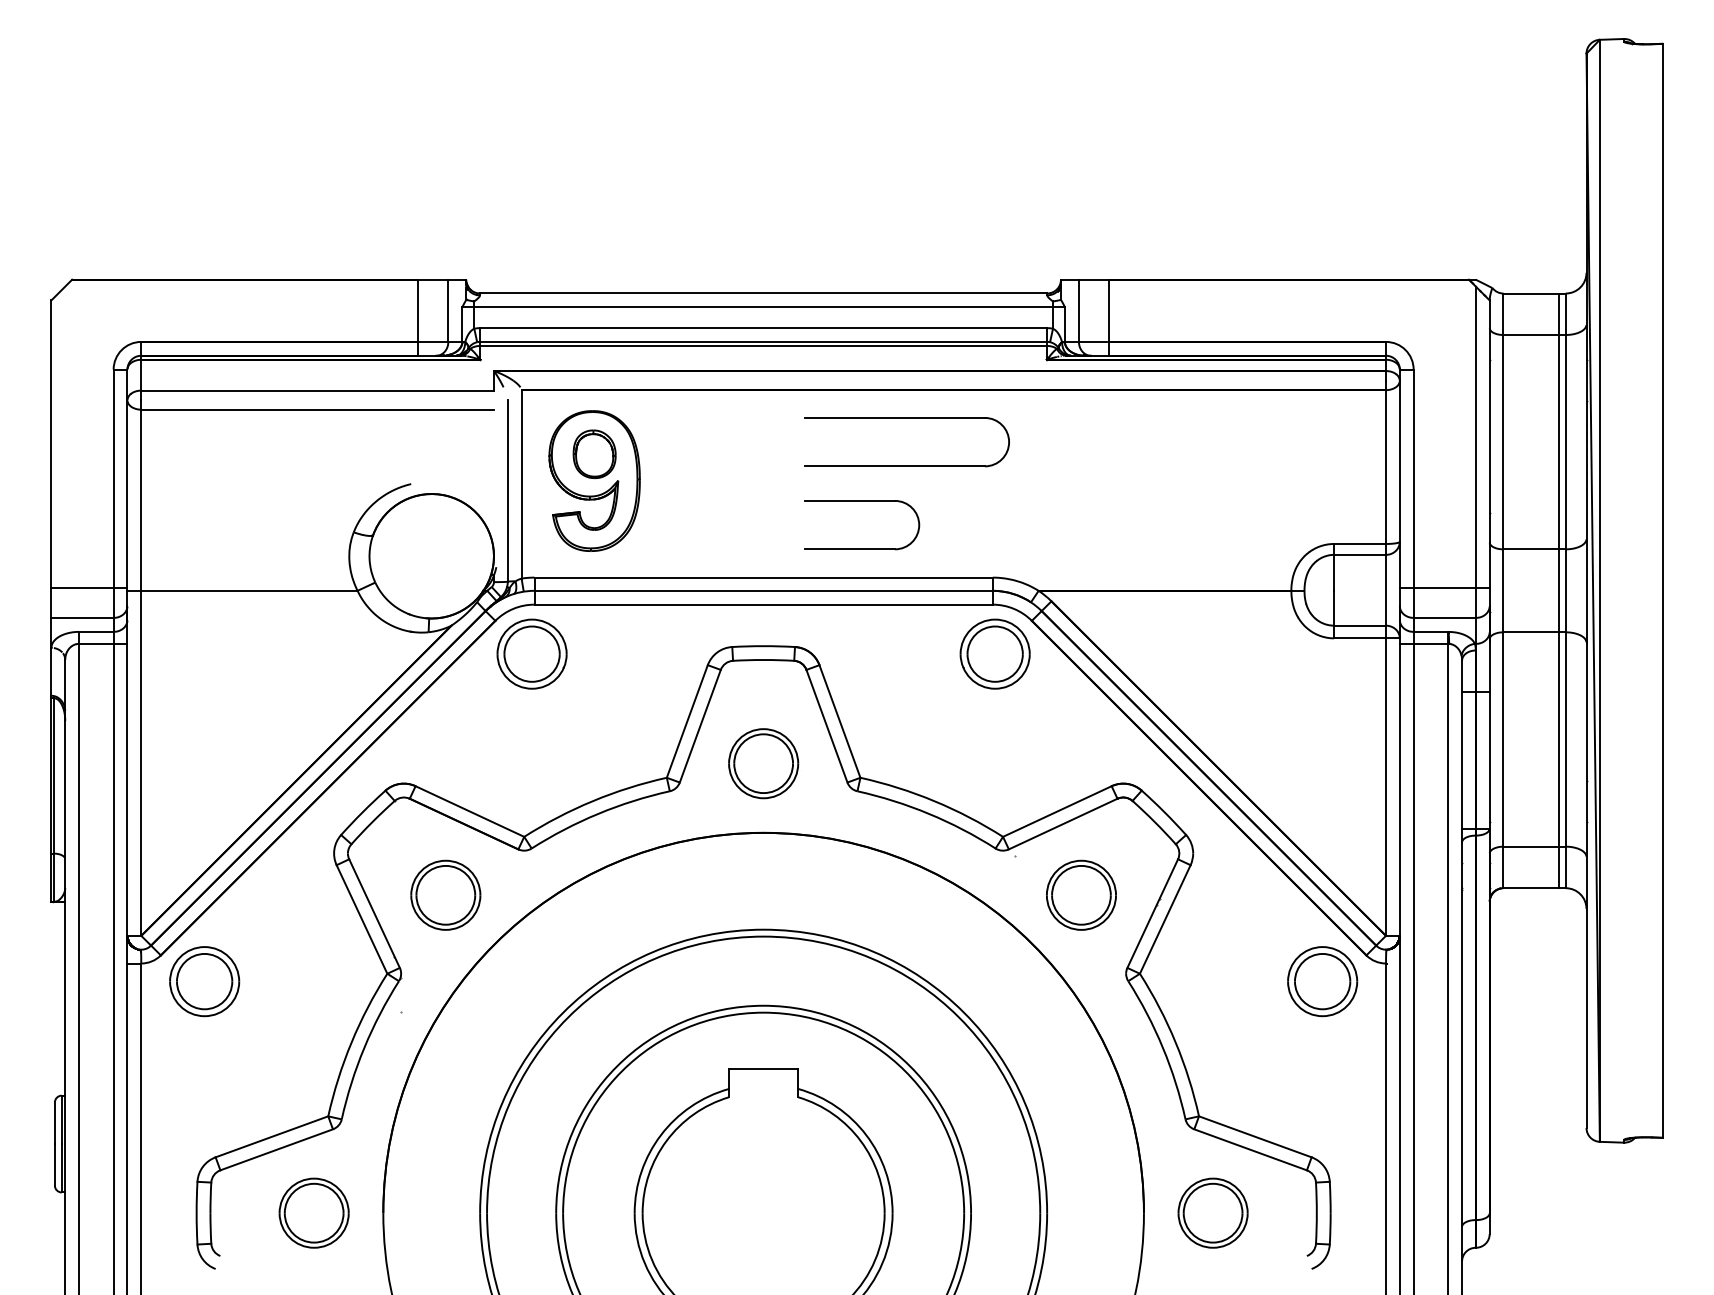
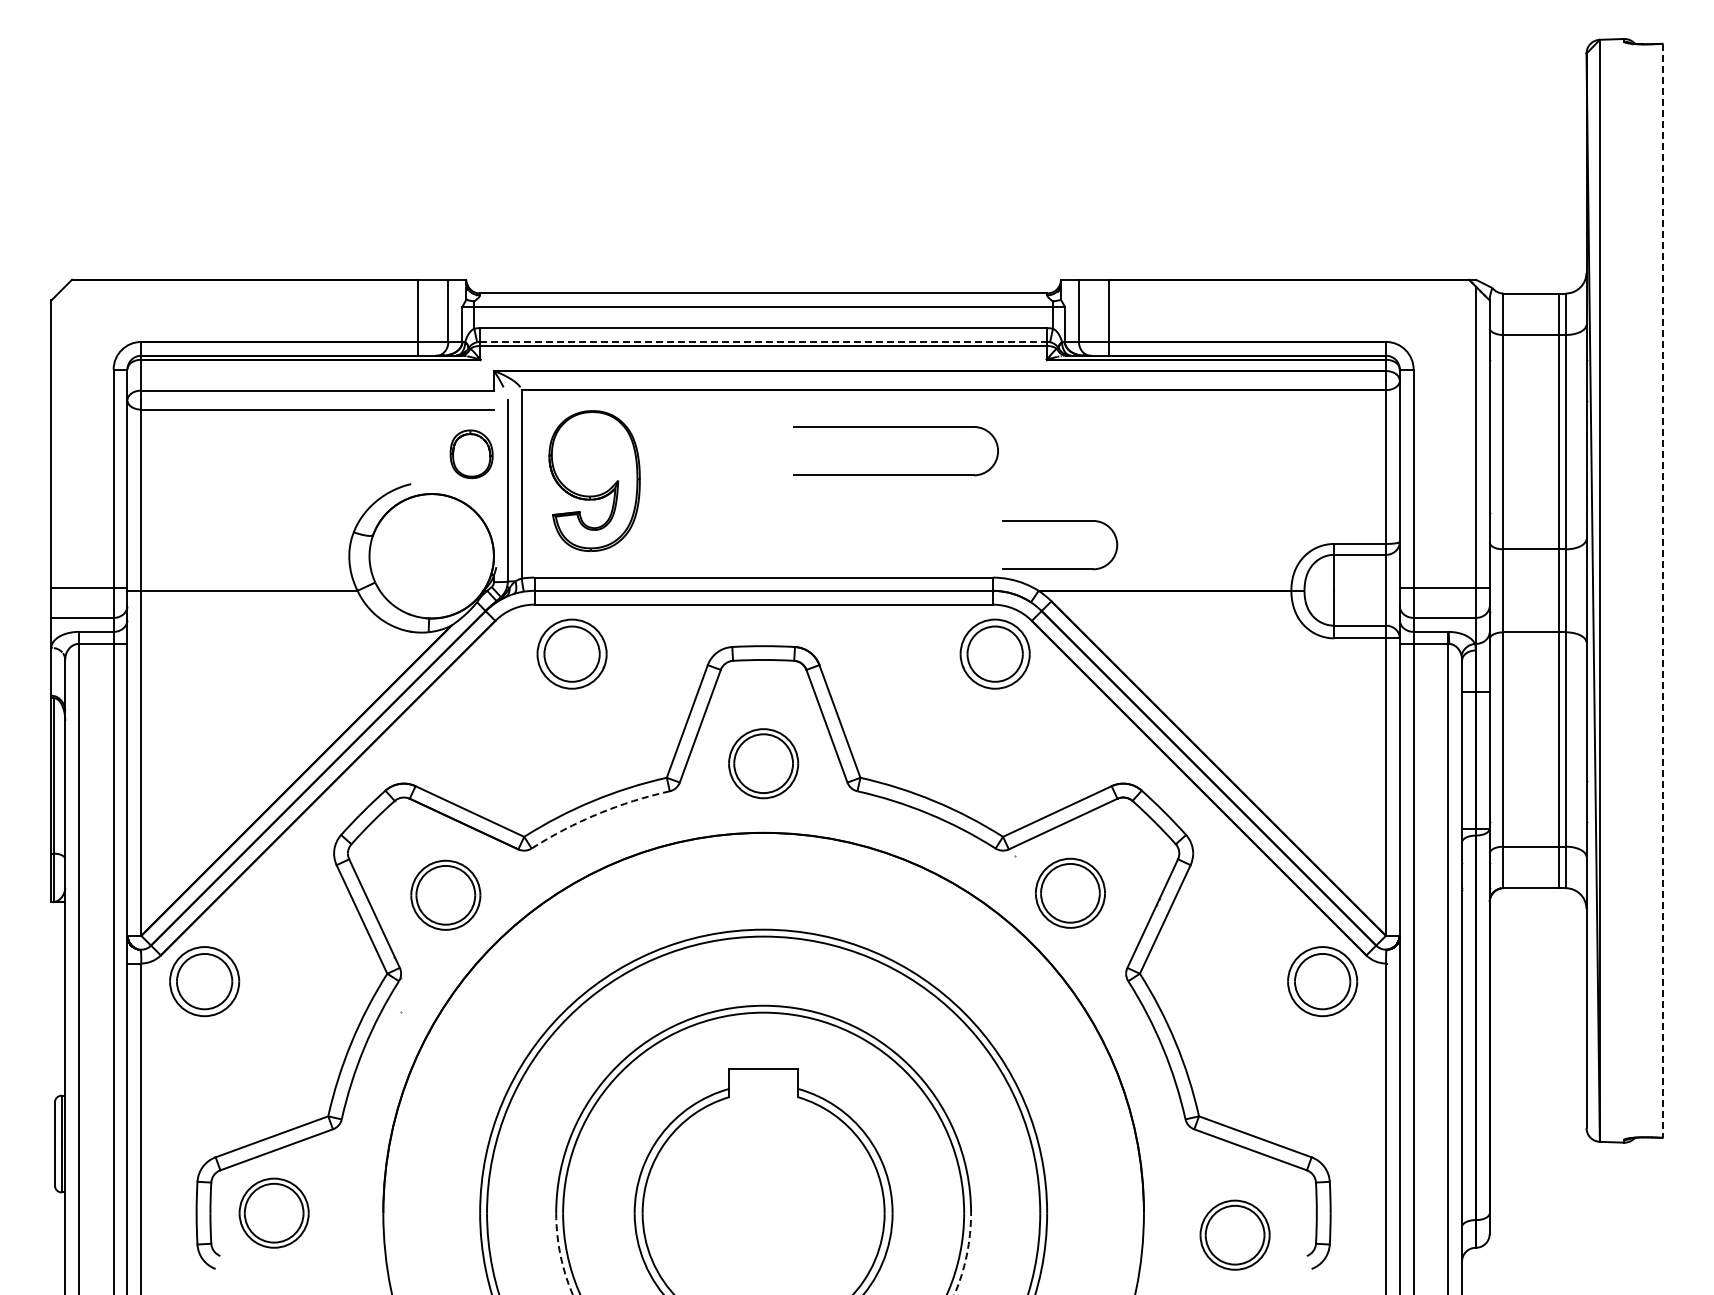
line: solid -> dashed (763, 341)
part position: (594, 454) -> (471, 454) (471, 454)
part position: (906, 465) -> (895, 474) (895, 474)
part position: (862, 548) -> (1060, 568) (1060, 568)
line: solid -> dashed (1662, 590)
part position: (531, 653) -> (571, 653) (571, 653)
arc: solid -> dashed (598, 813)
part position: (1081, 894) -> (1070, 892) (1070, 892)
part position: (313, 1212) -> (273, 1212) (273, 1212)
part position: (1212, 1212) -> (1234, 1234) (1234, 1234)
arc: solid -> dashed (954, 1294)
